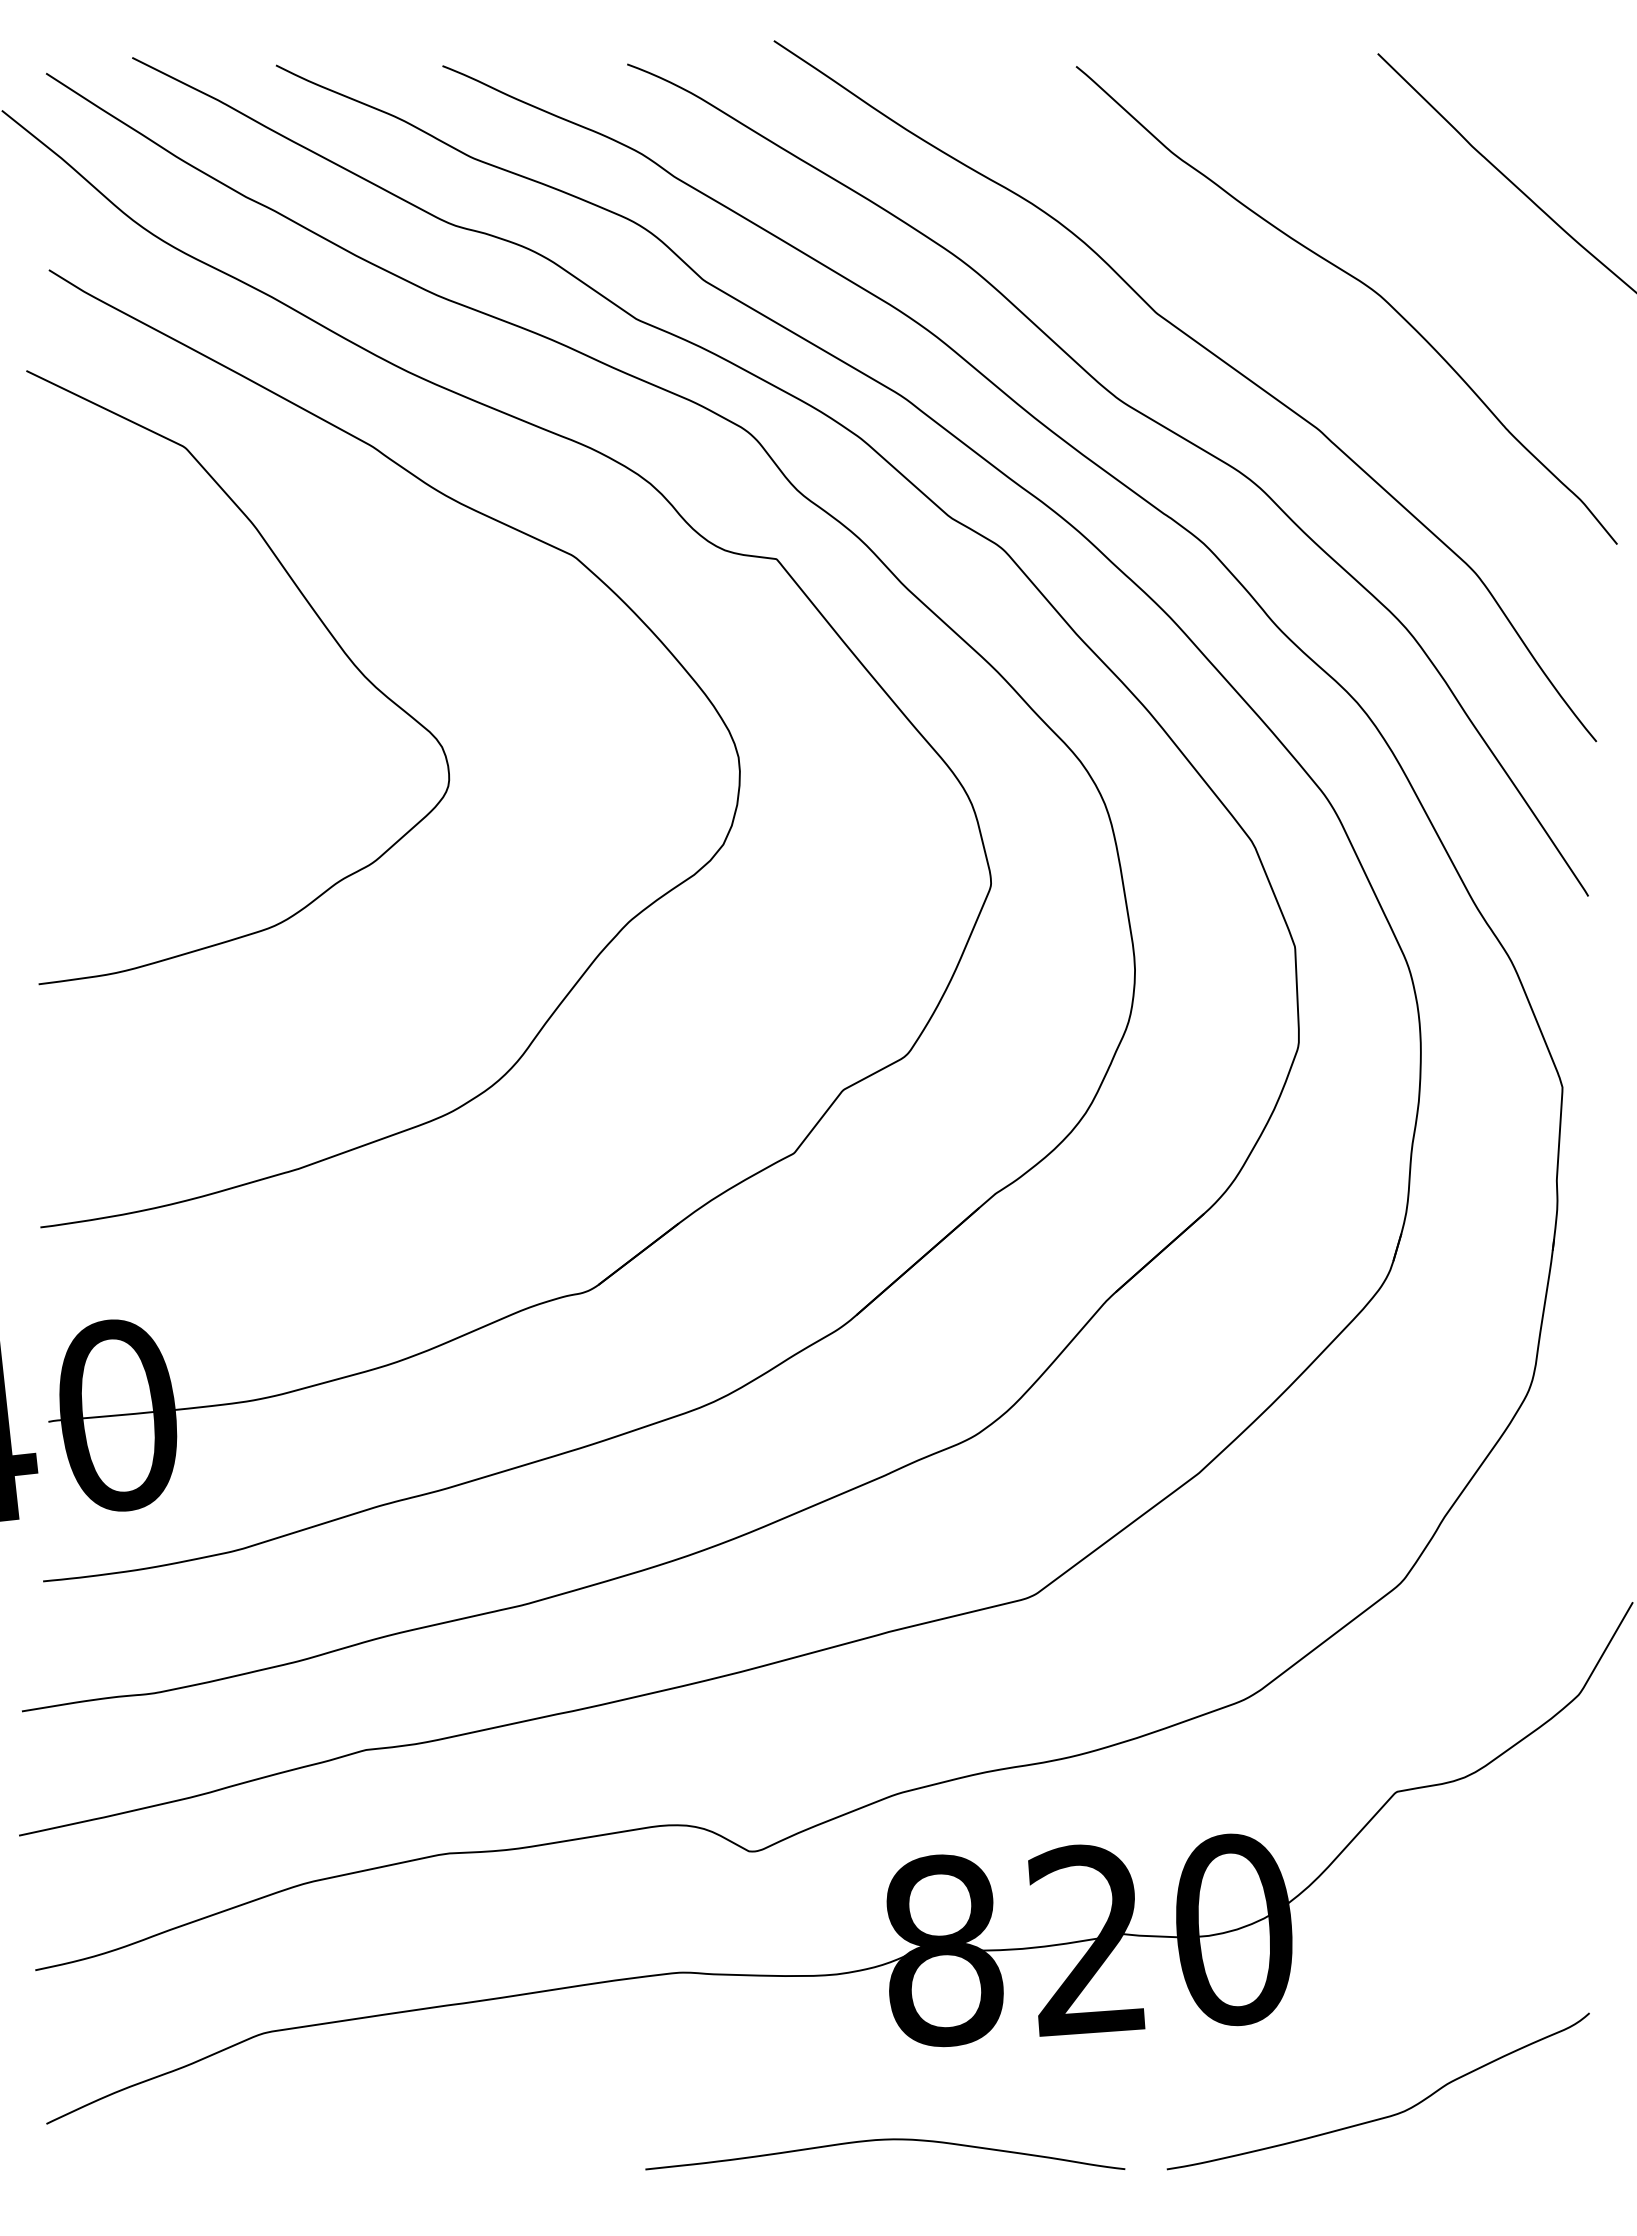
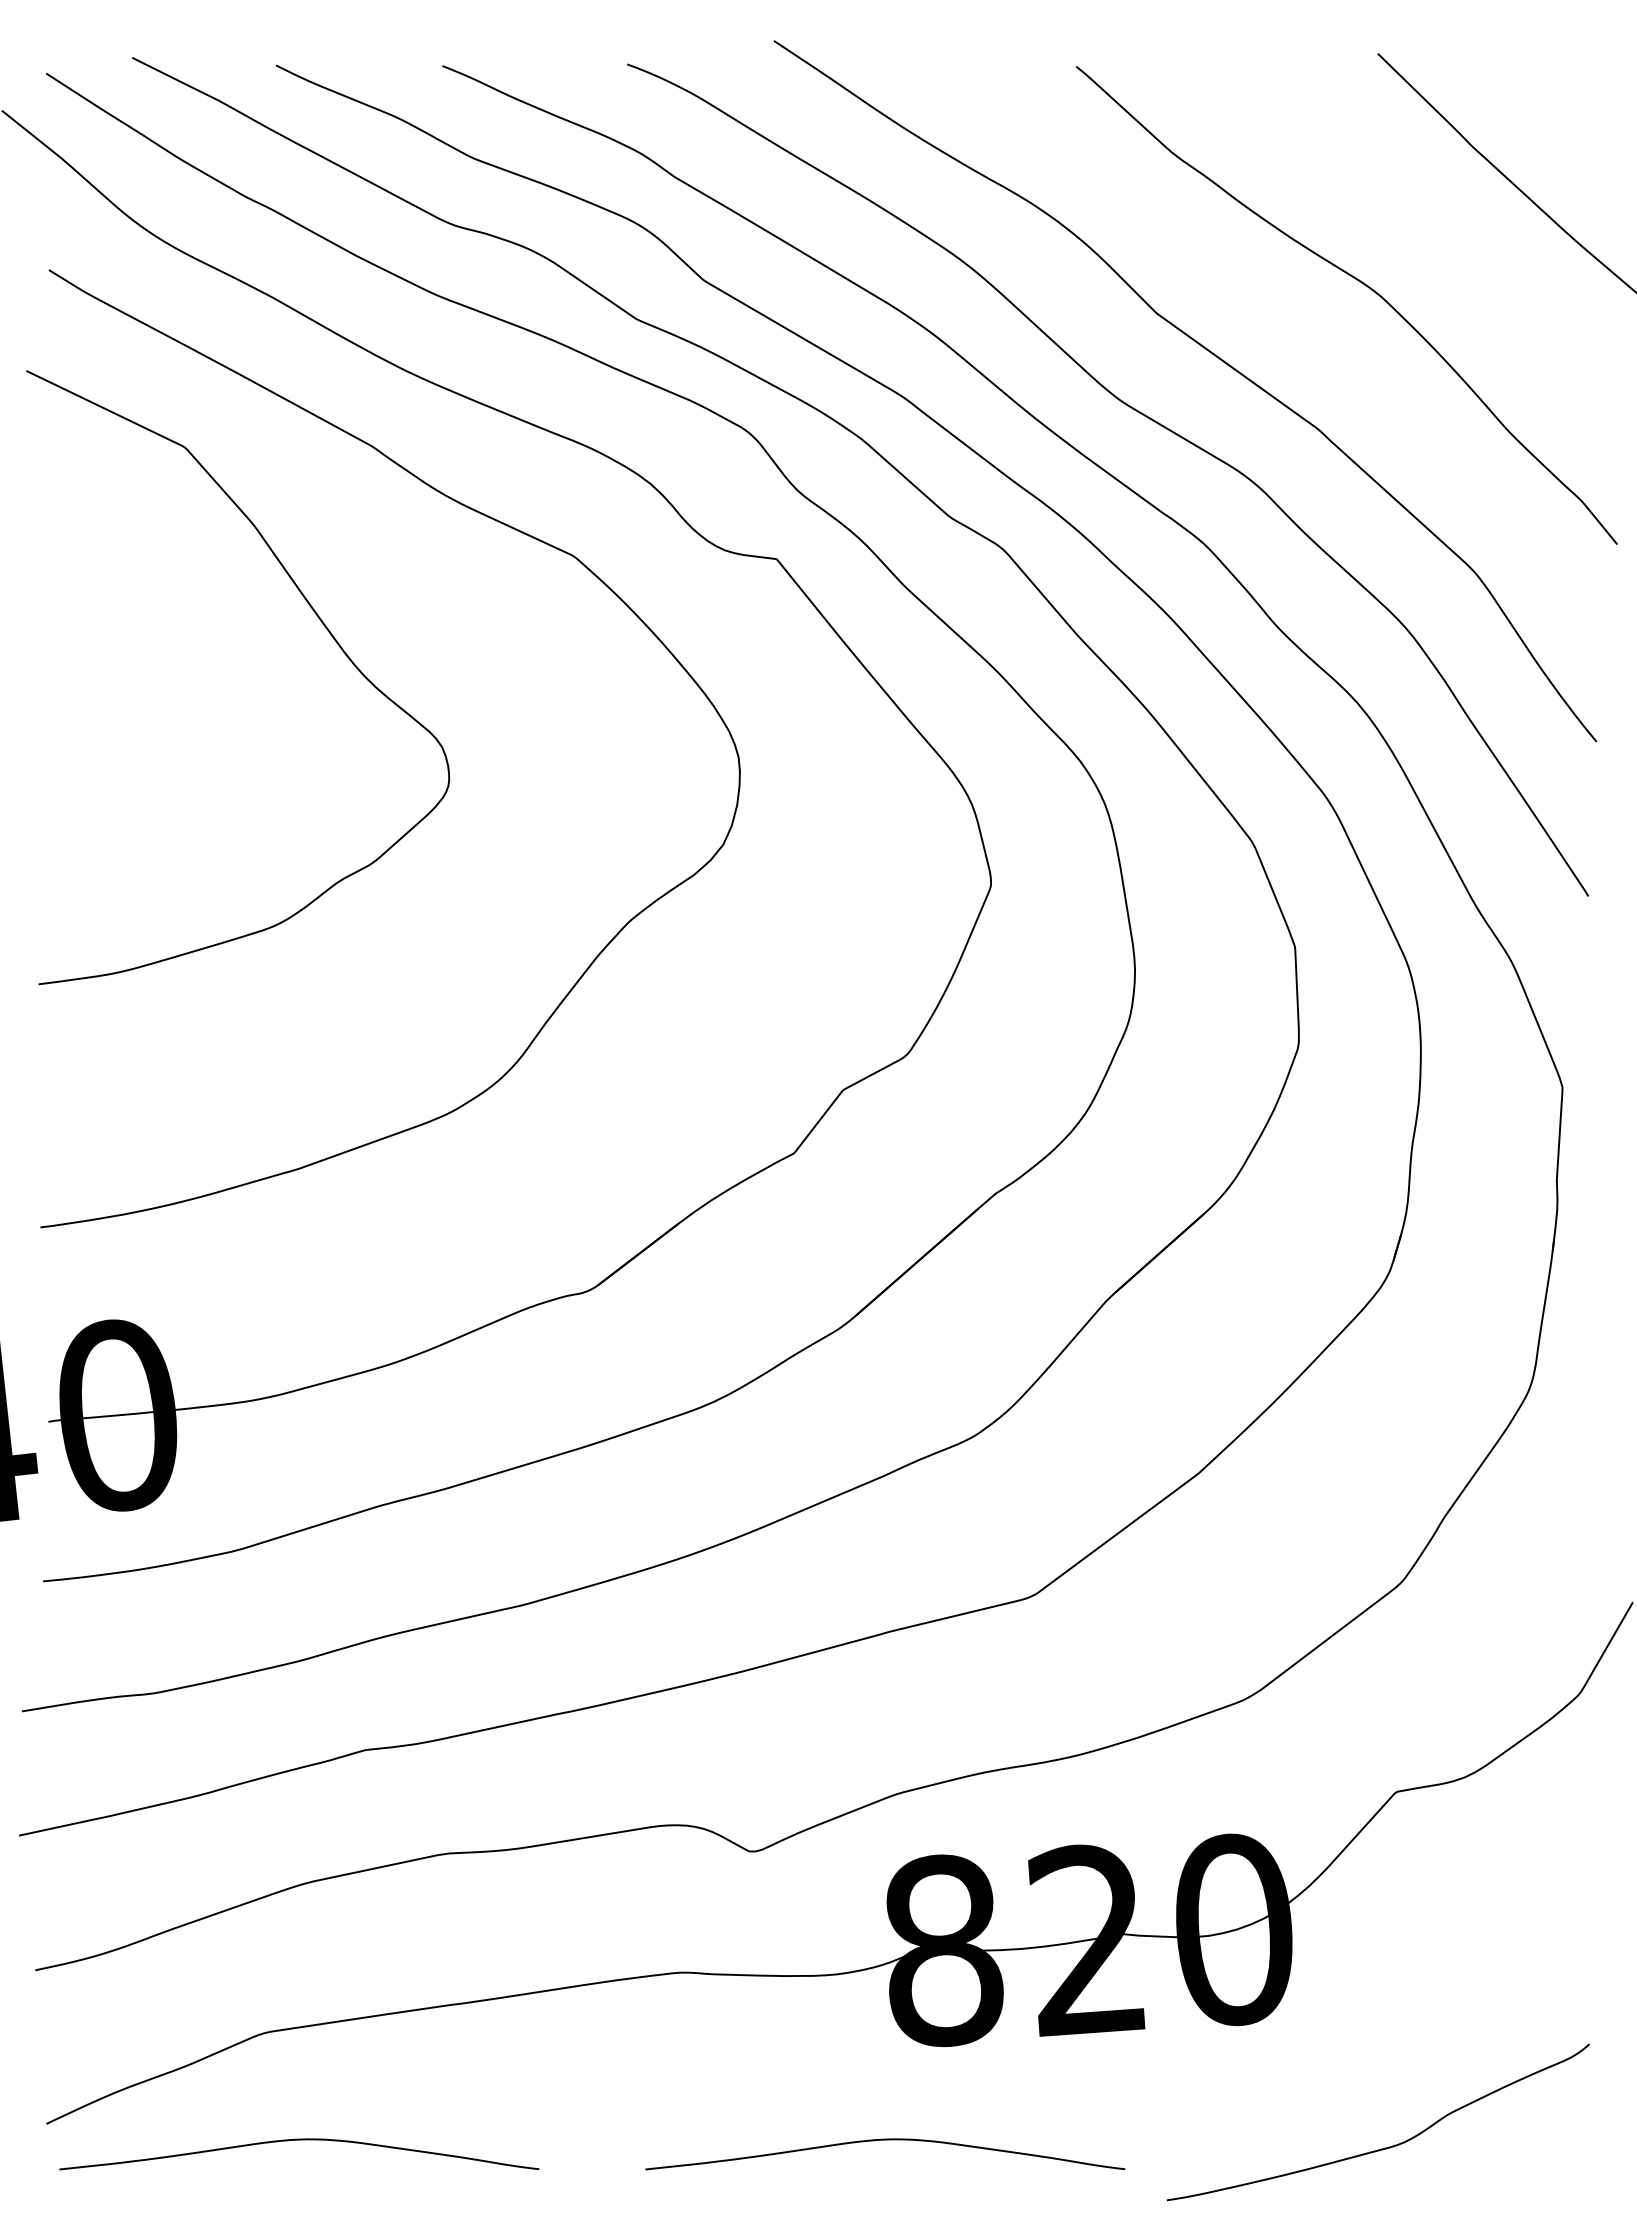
curve position: (1384, 2116) -> (1384, 2147) (1384, 2147)
curve: none -> present (299, 2140)
